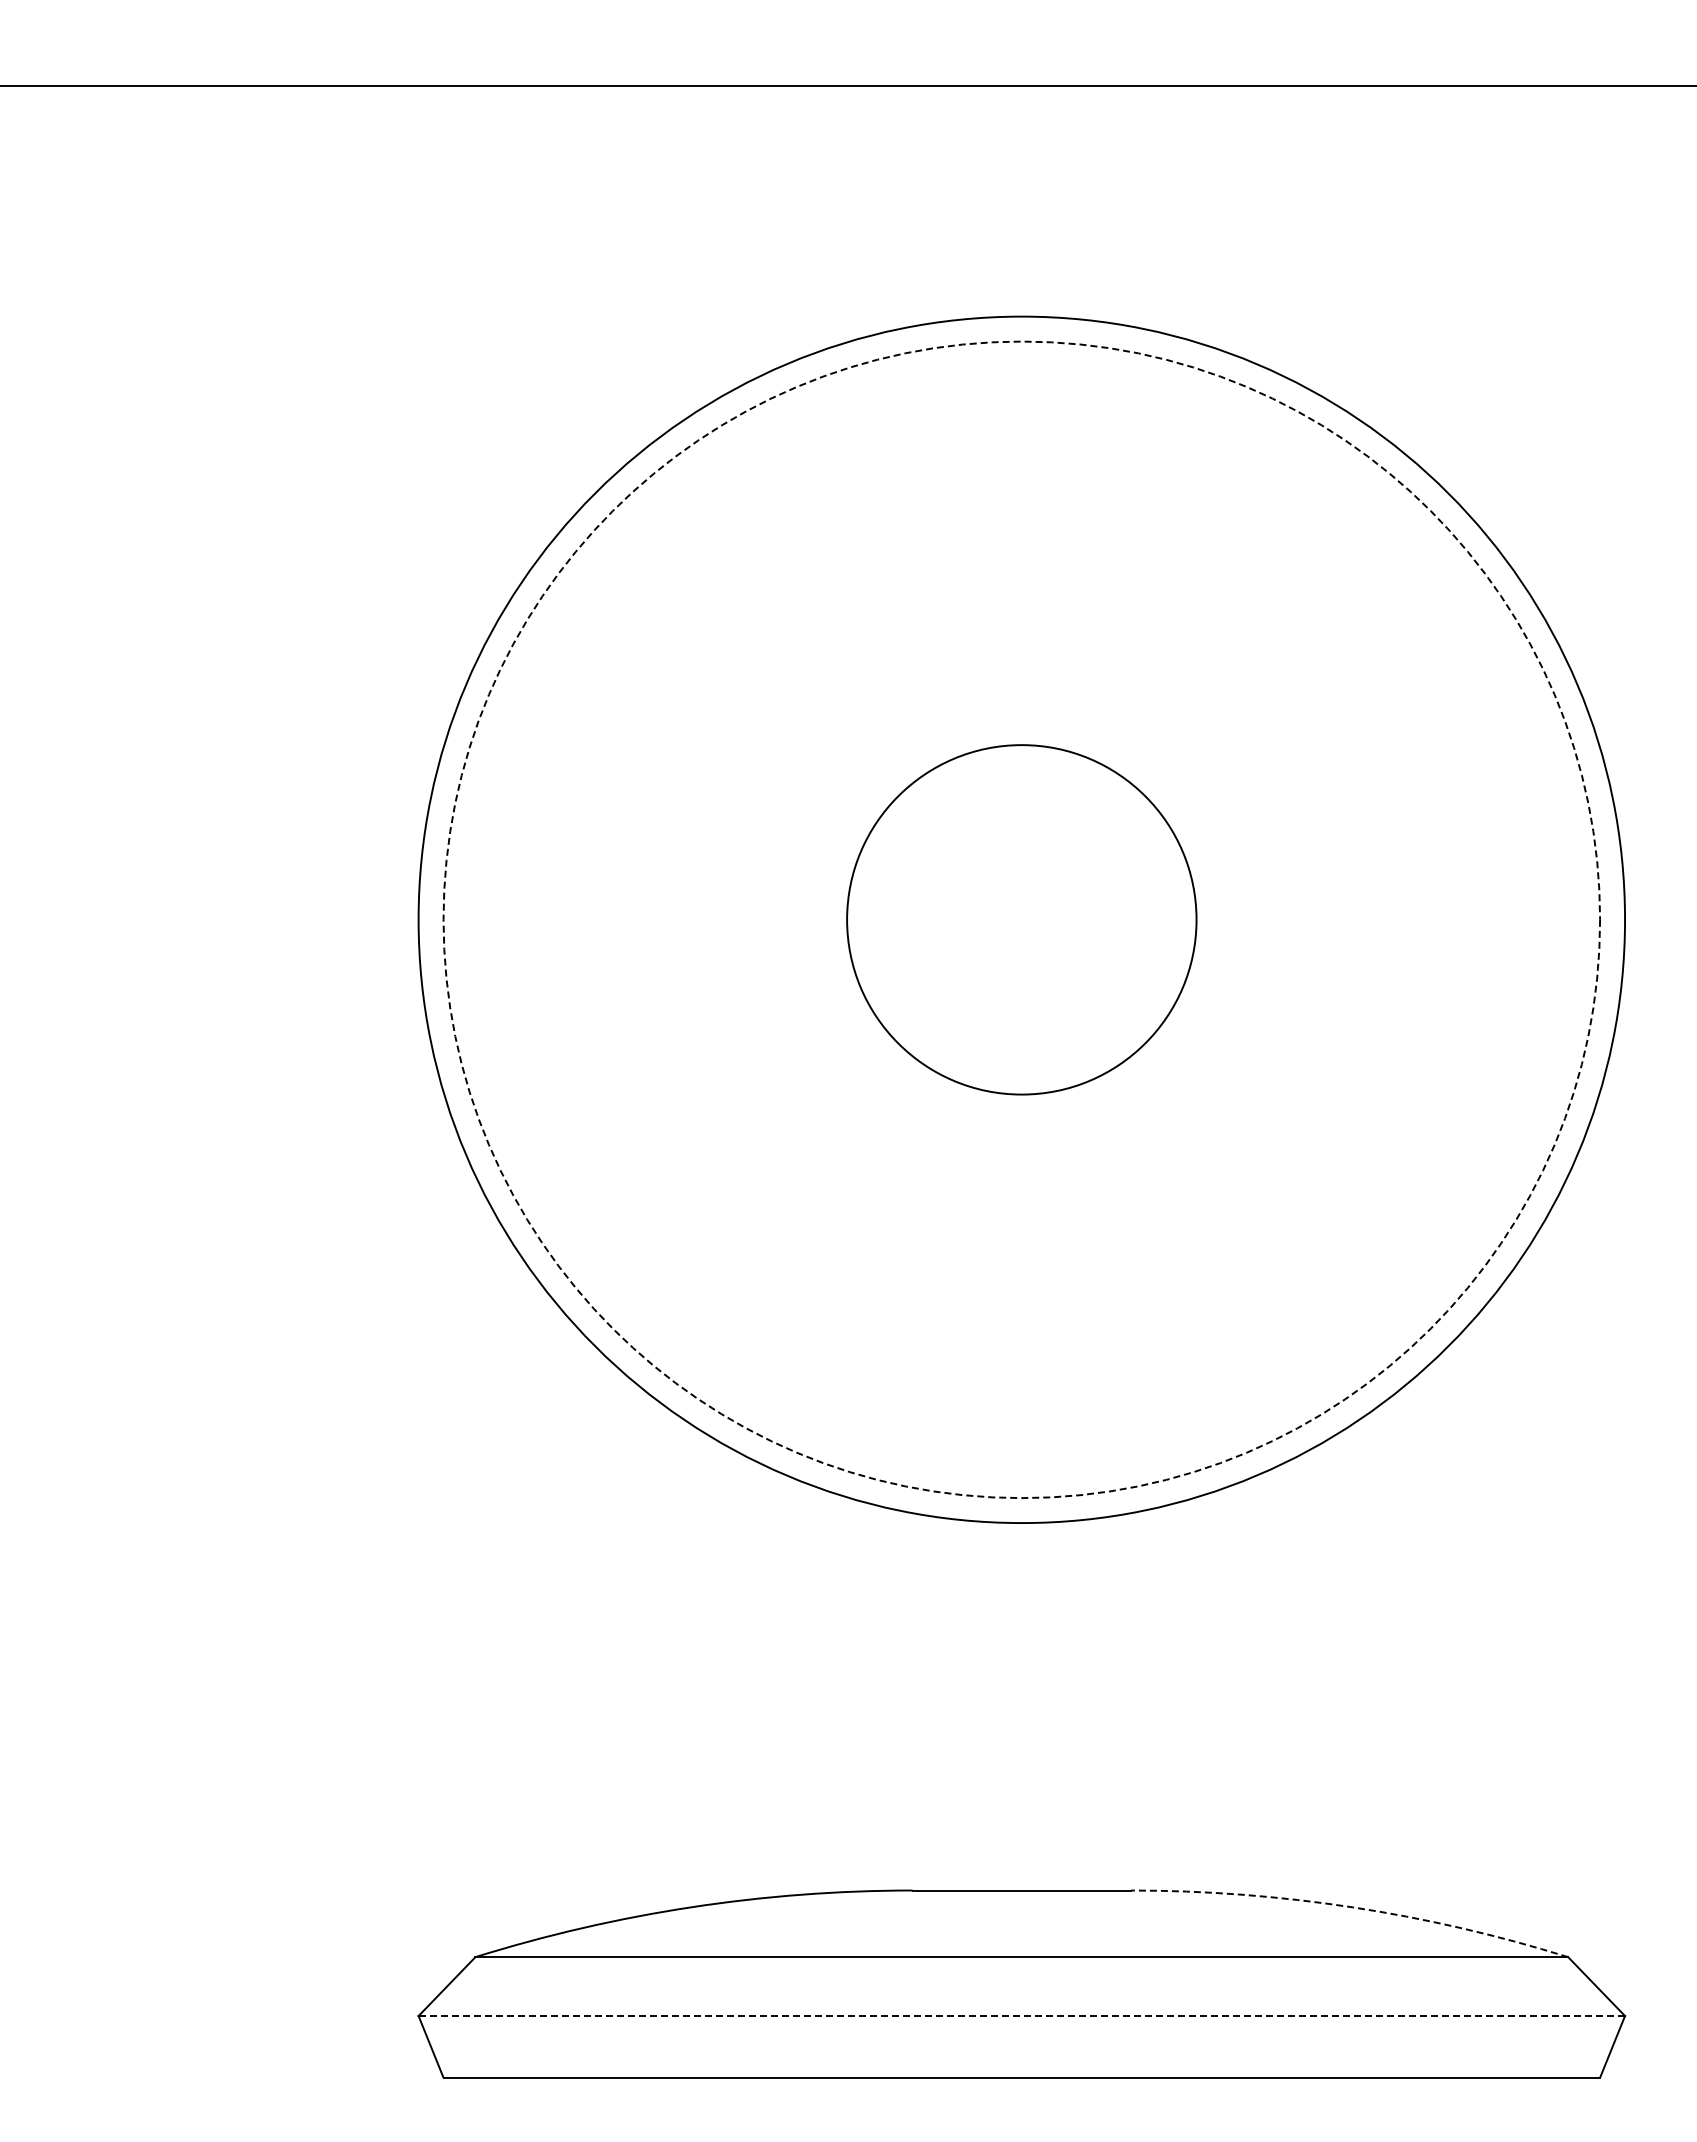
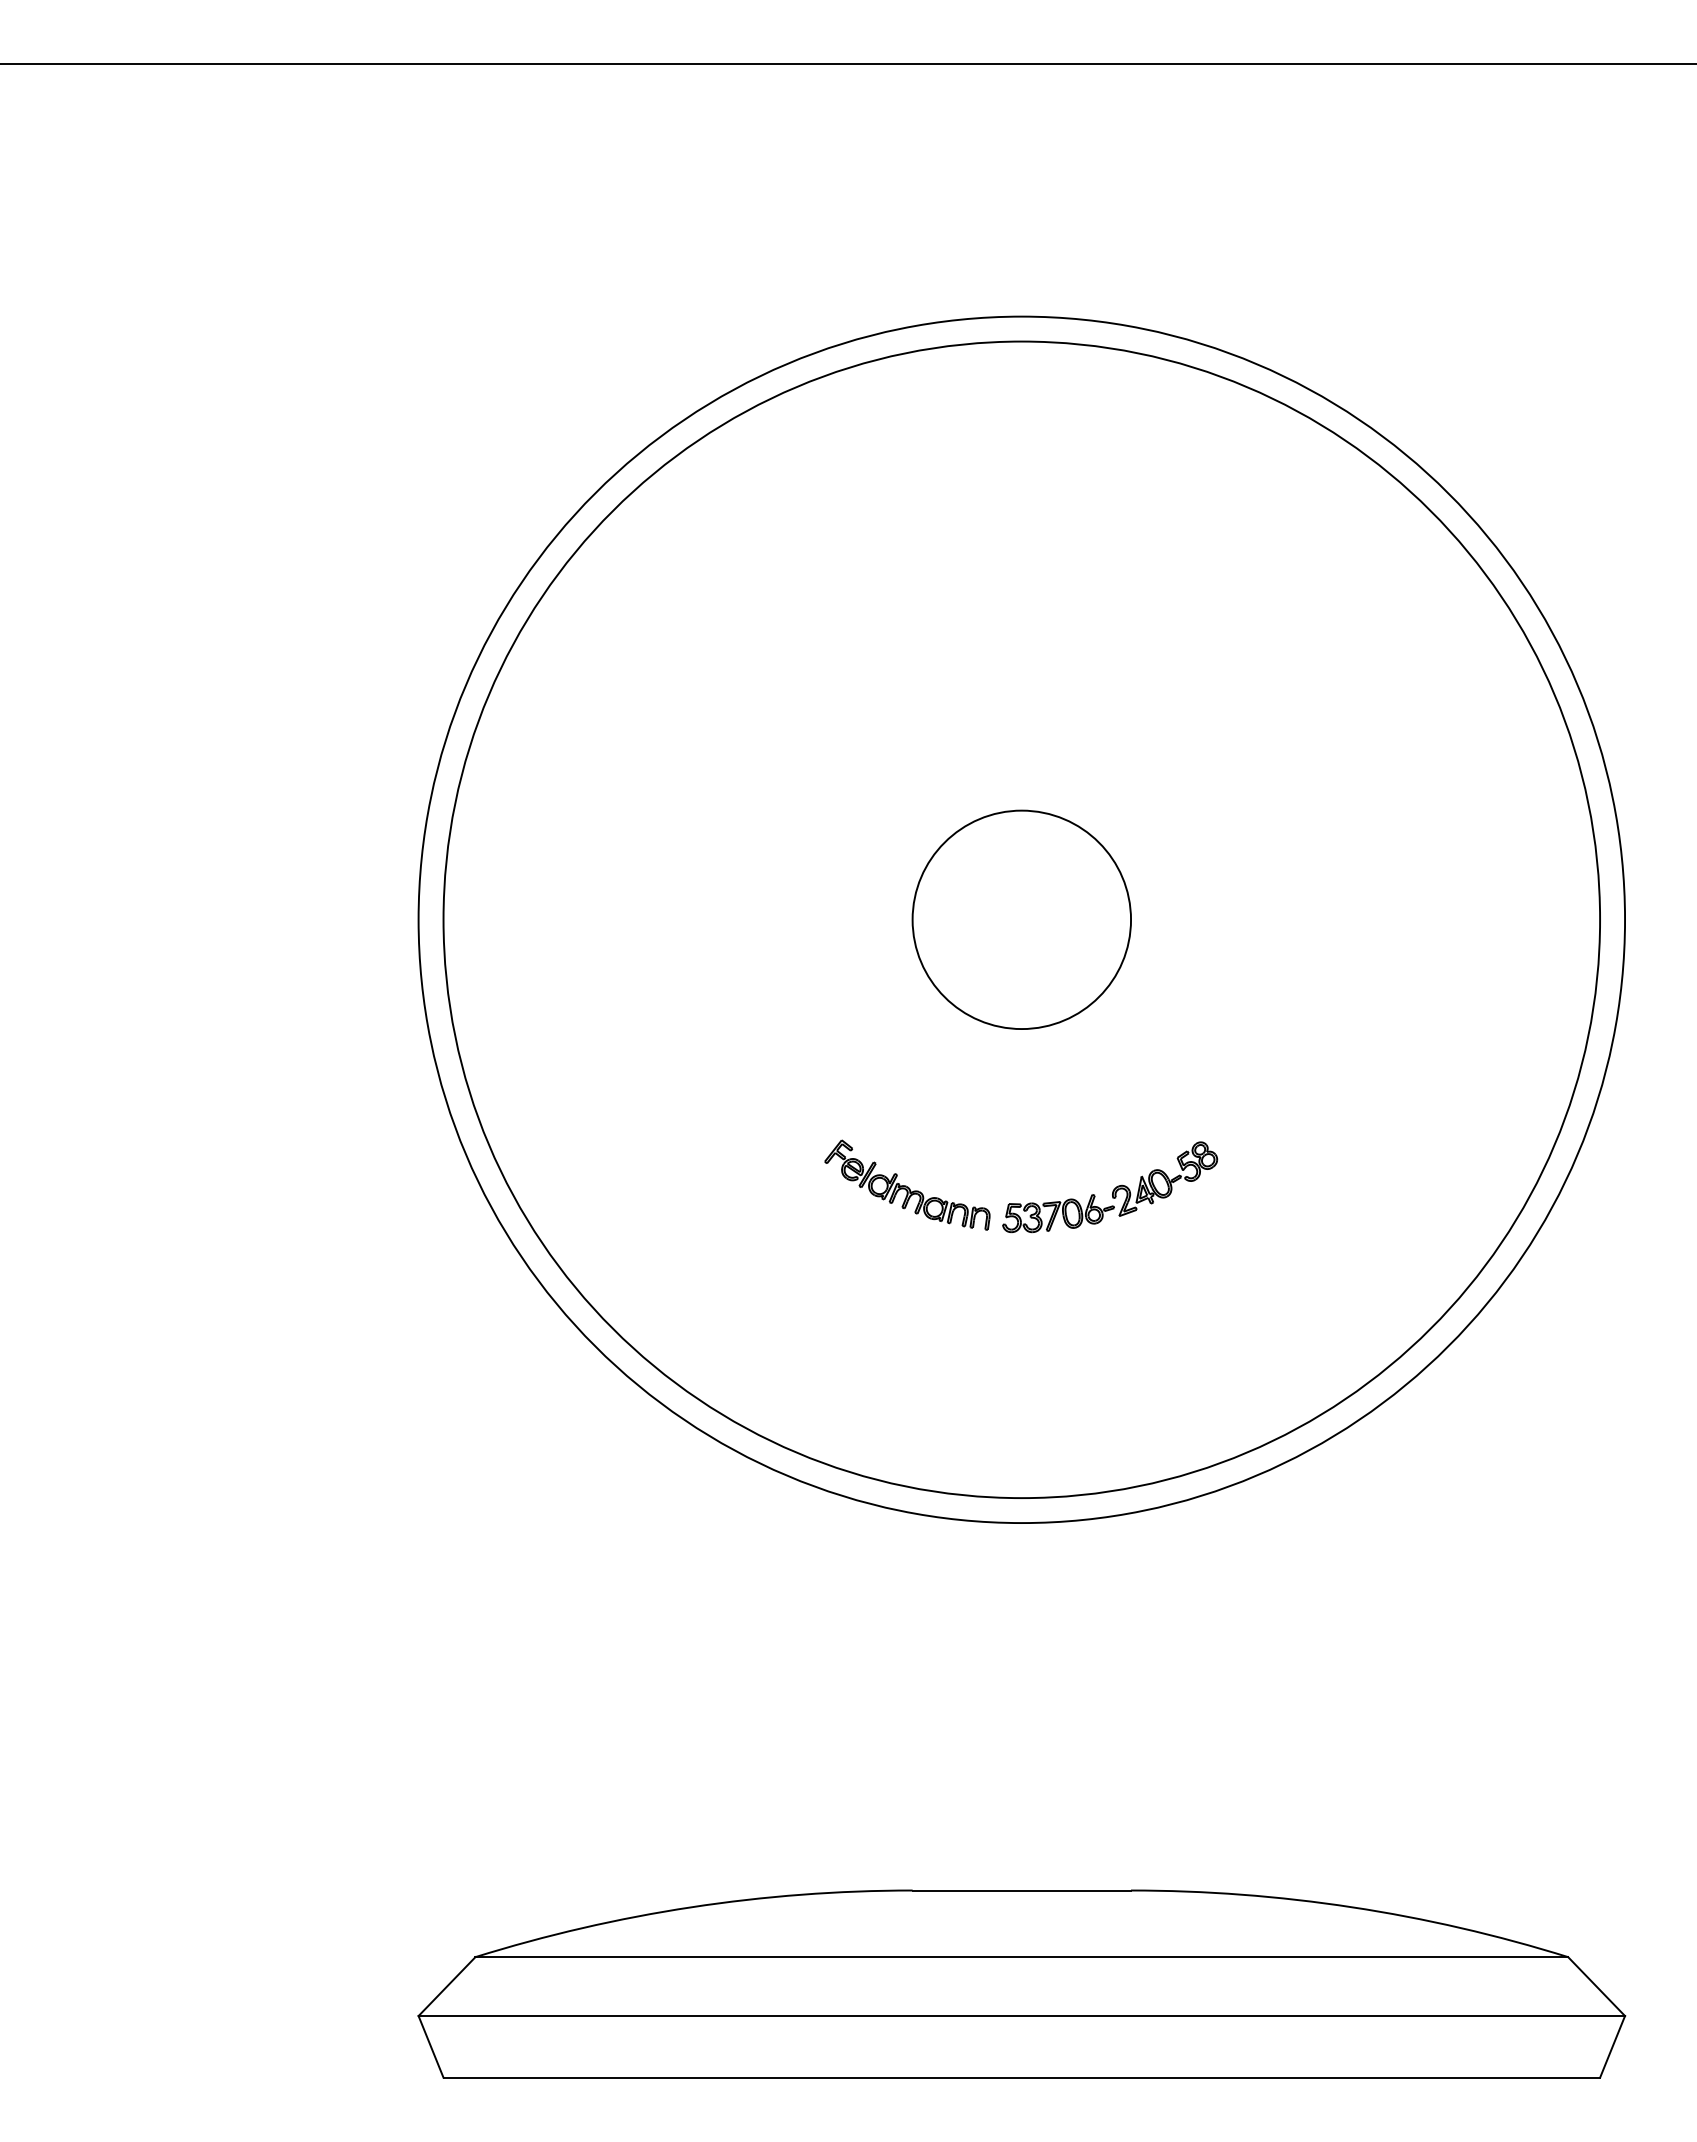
line position: (847, 86) -> (847, 64) (847, 64)
circle diameter: 349 px -> 218 px (1021, 919)
circle: dashed -> solid (1021, 919)
part: none -> present (907, 1184)
part: none -> present (1110, 1187)
arc: dashed -> solid (1352, 1907)
line: dashed -> solid (1021, 2016)
